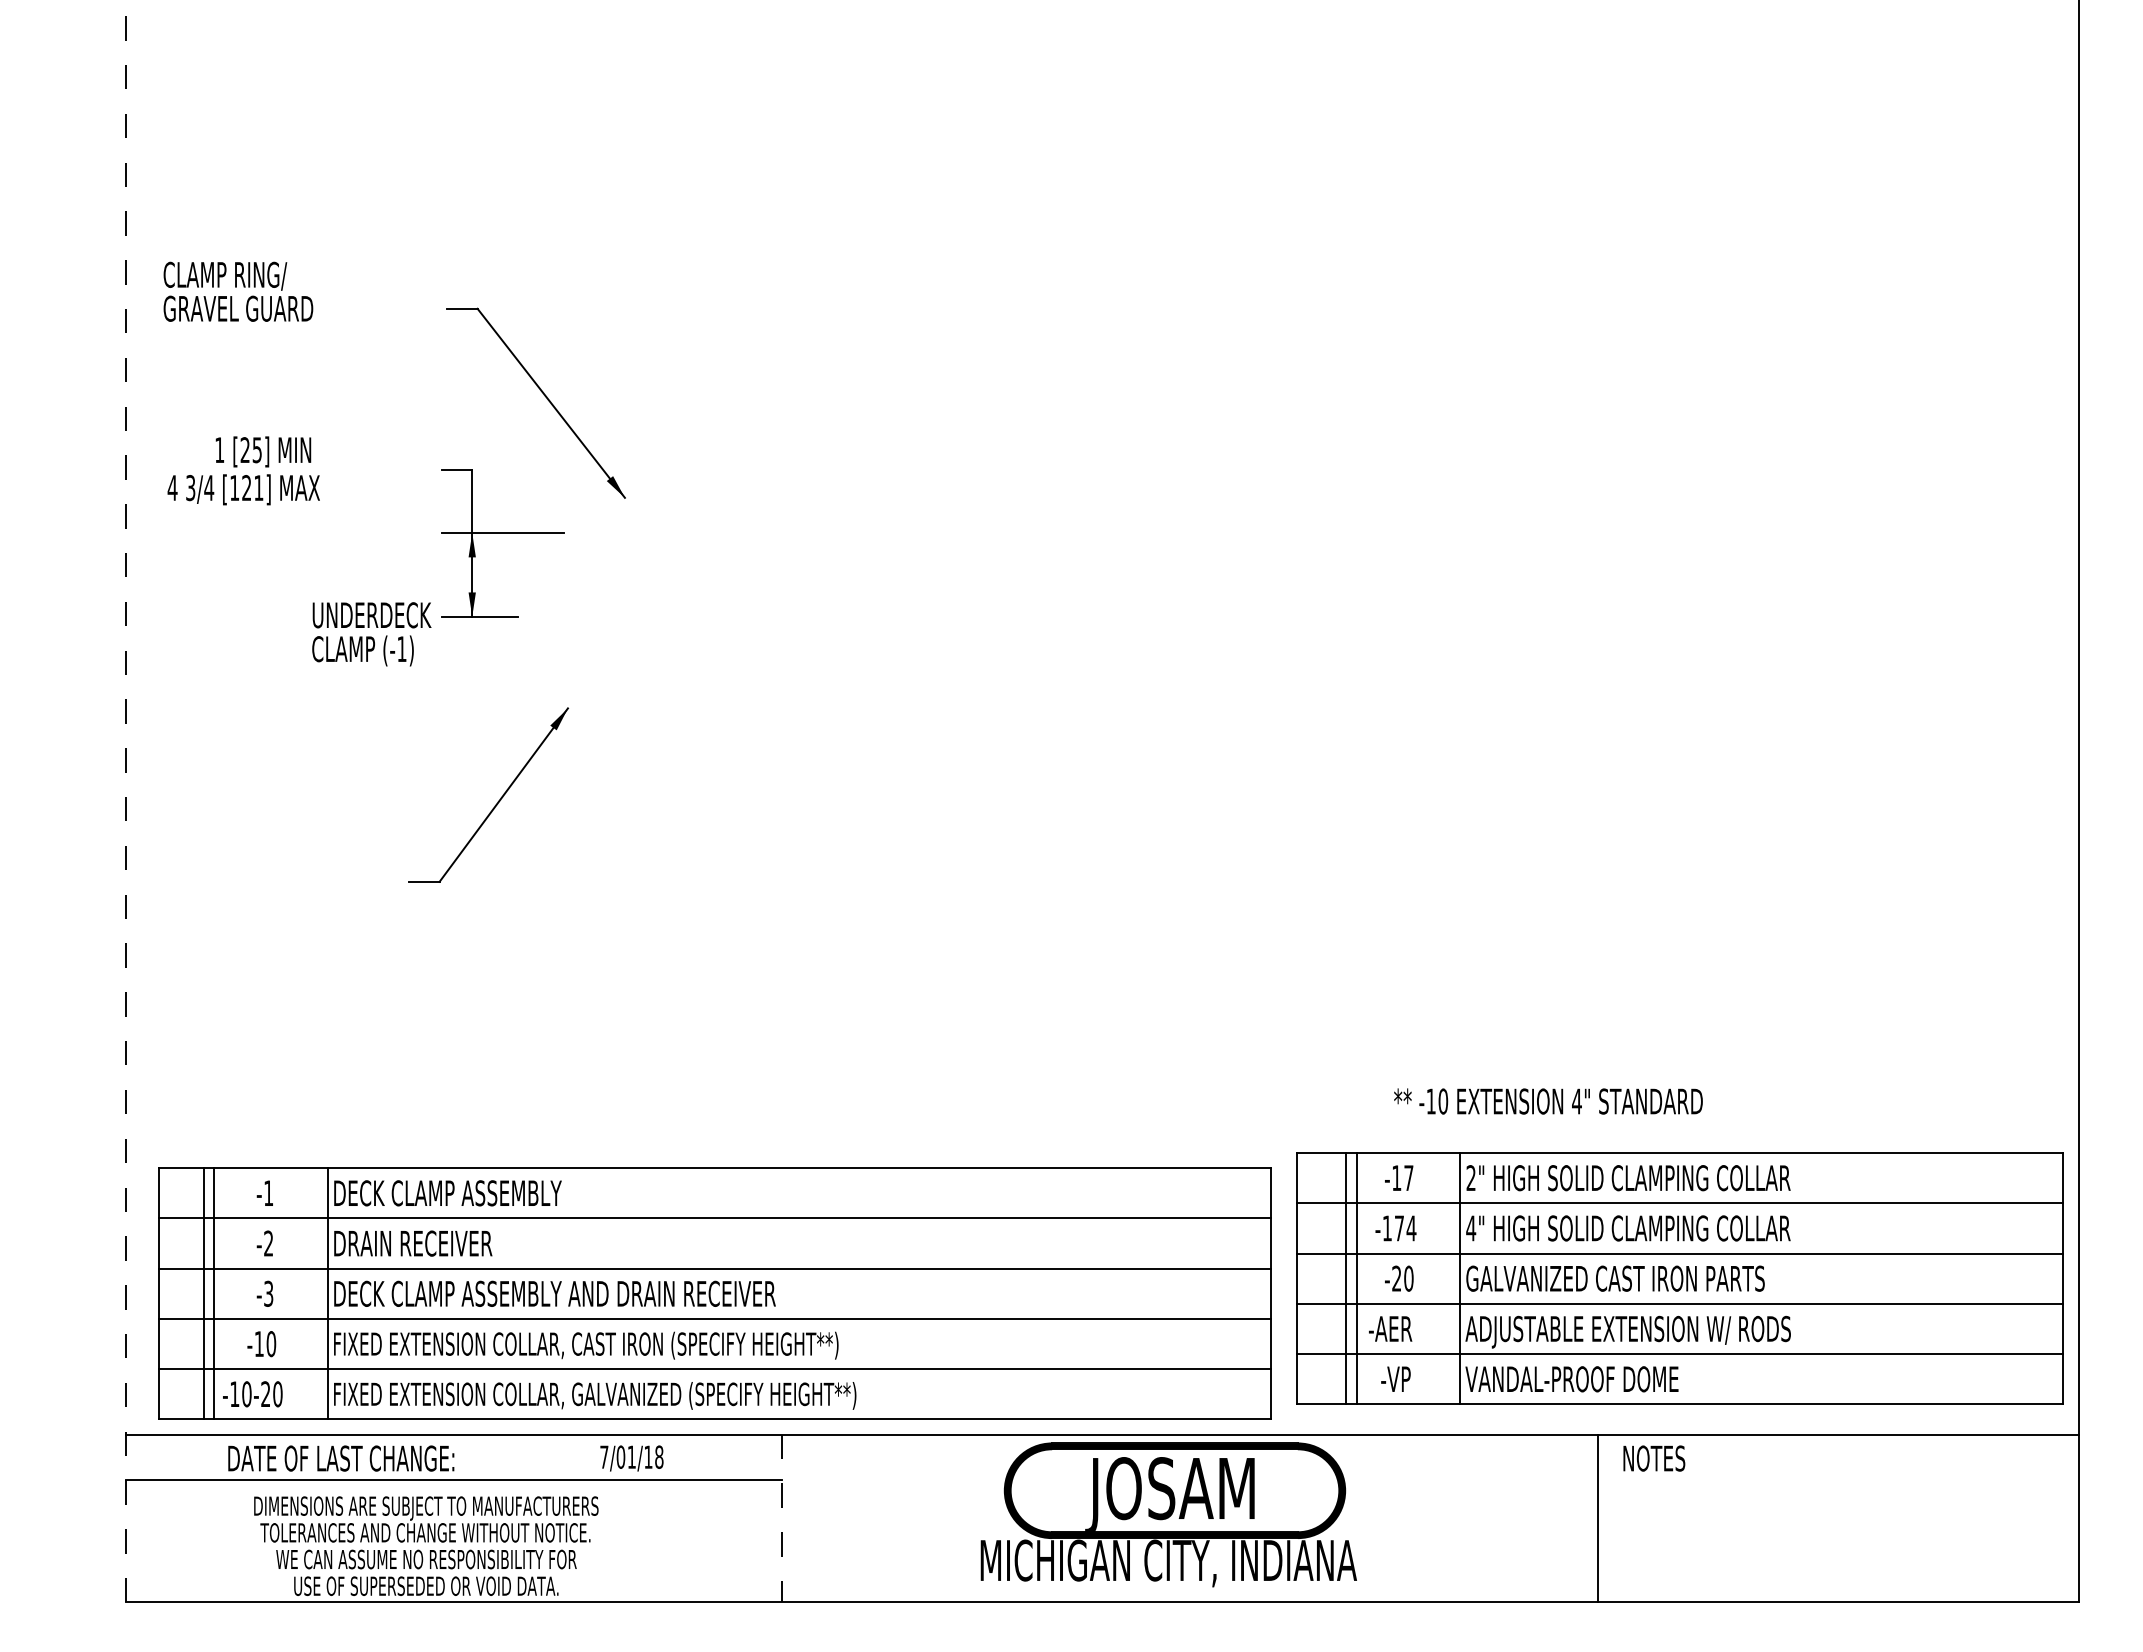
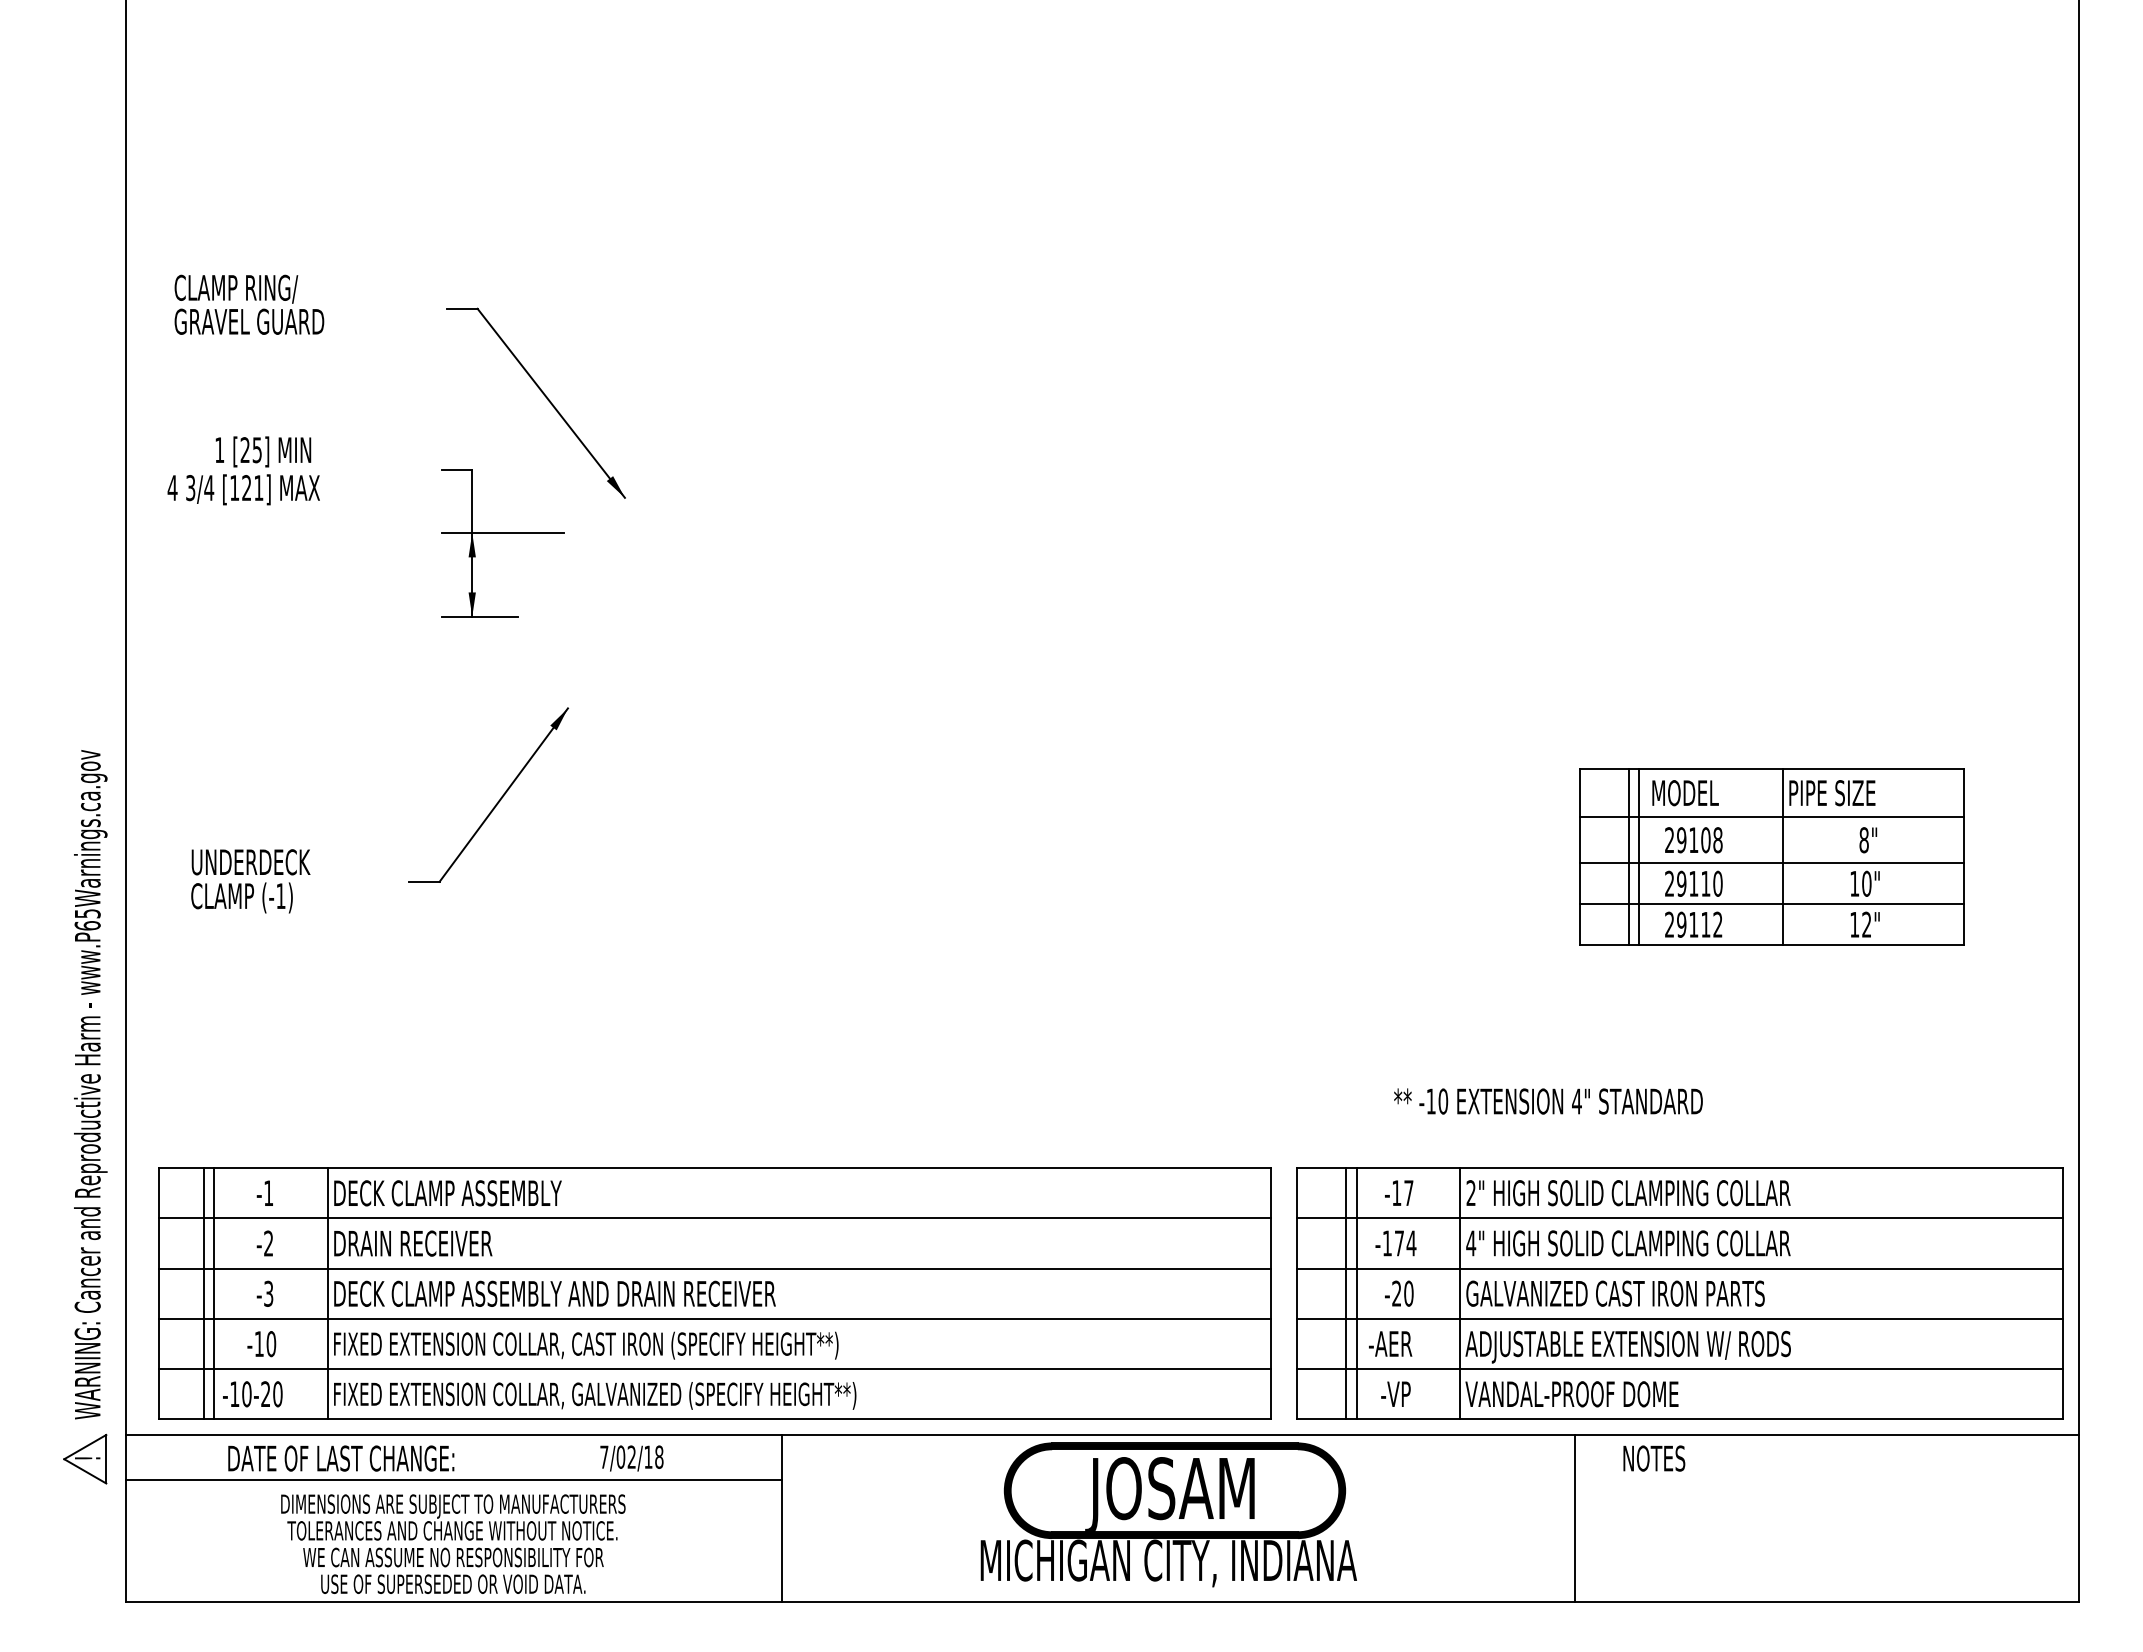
text position: (238, 291) -> (249, 304) (249, 304)
text position: (371, 634) -> (250, 881) (250, 881)
line: dashed -> solid (126, 801)
part: none -> present (1771, 856)
part: none -> present (85, 1117)
part position: (1679, 1278) -> (1679, 1293) (1679, 1293)
text: 7/01/18 -> 7/02/18 (631, 1456)
line: dashed -> solid (782, 1518)
line position: (1598, 1518) -> (1575, 1518) (1575, 1518)
text position: (426, 1545) -> (453, 1543) (453, 1543)
